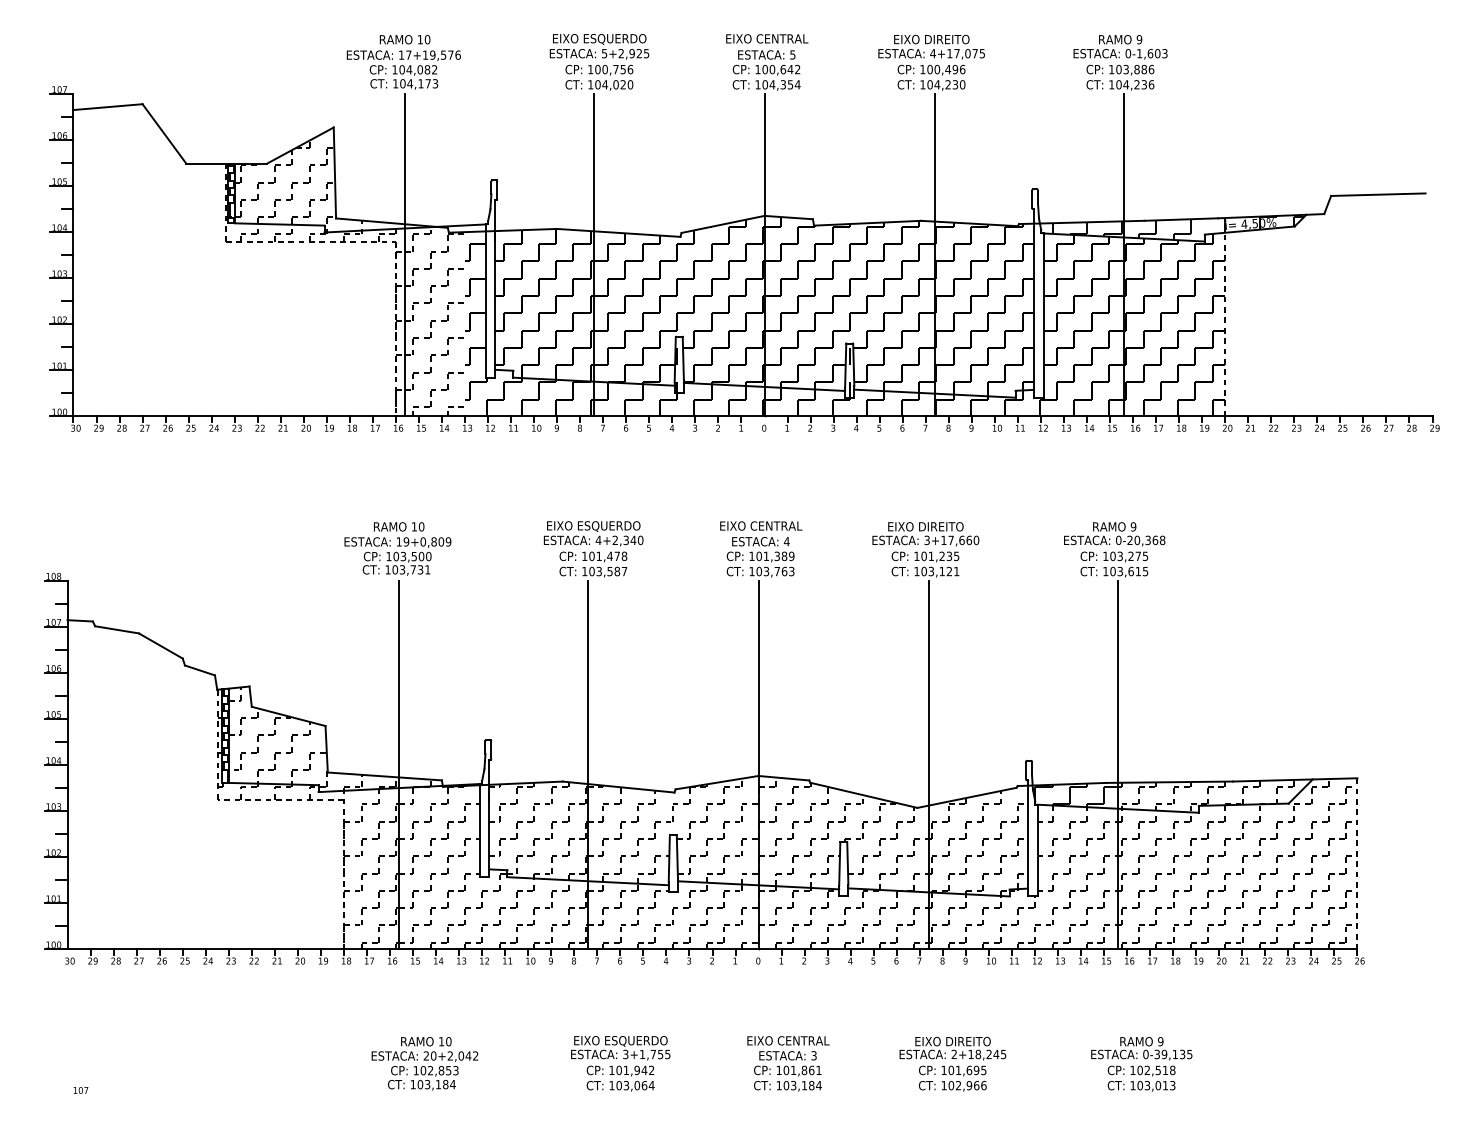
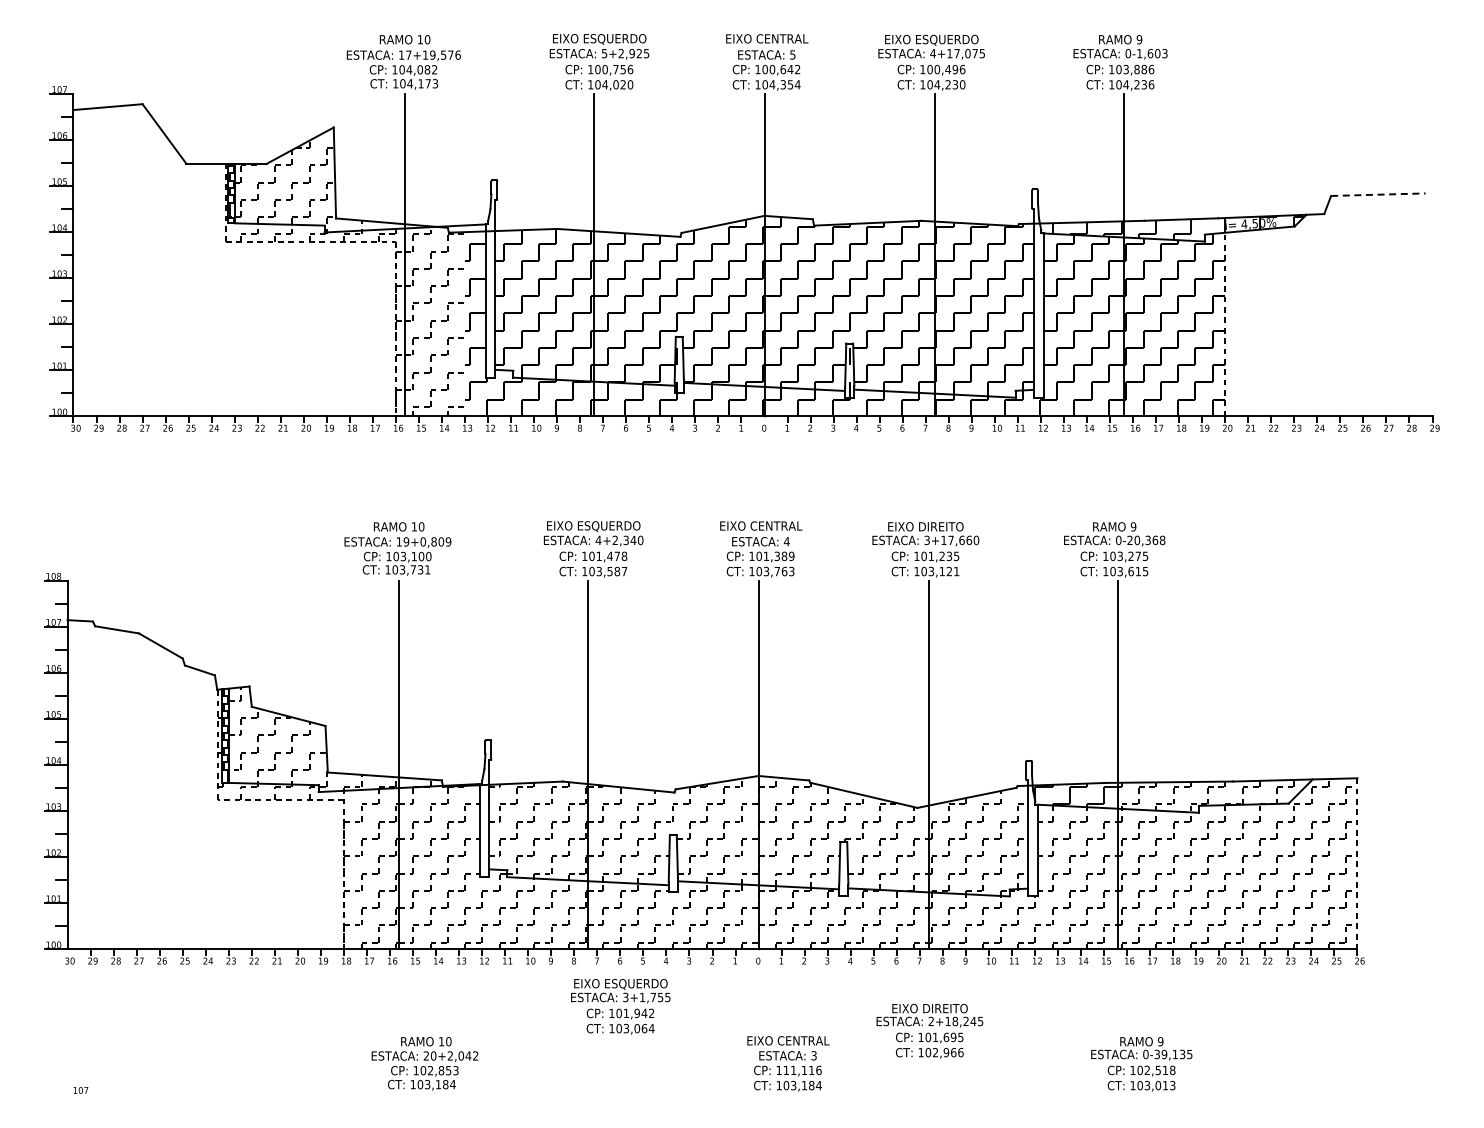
text: EIXO DIREITO -> EIXO ESQUERDO (931, 39)
line: solid -> dashed (1378, 194)
text: 103,500 -> 103,100 (413, 556)
text position: (620, 1063) -> (620, 1006) (620, 1006)
text position: (952, 1063) -> (929, 1030) (929, 1030)
text: 101,861 -> 111,116 (802, 1070)
